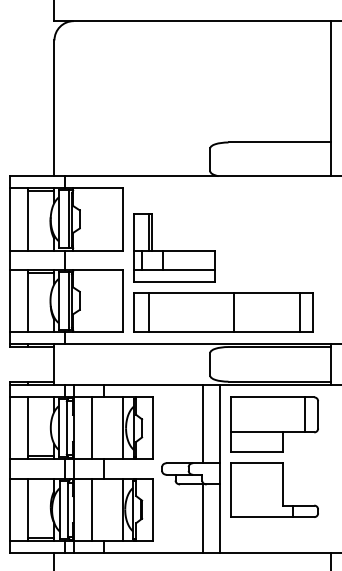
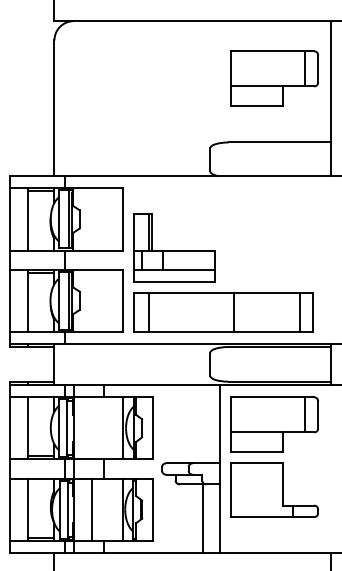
part: none -> present (274, 78)
line: present -> none (202, 424)
line: present -> none (91, 428)
